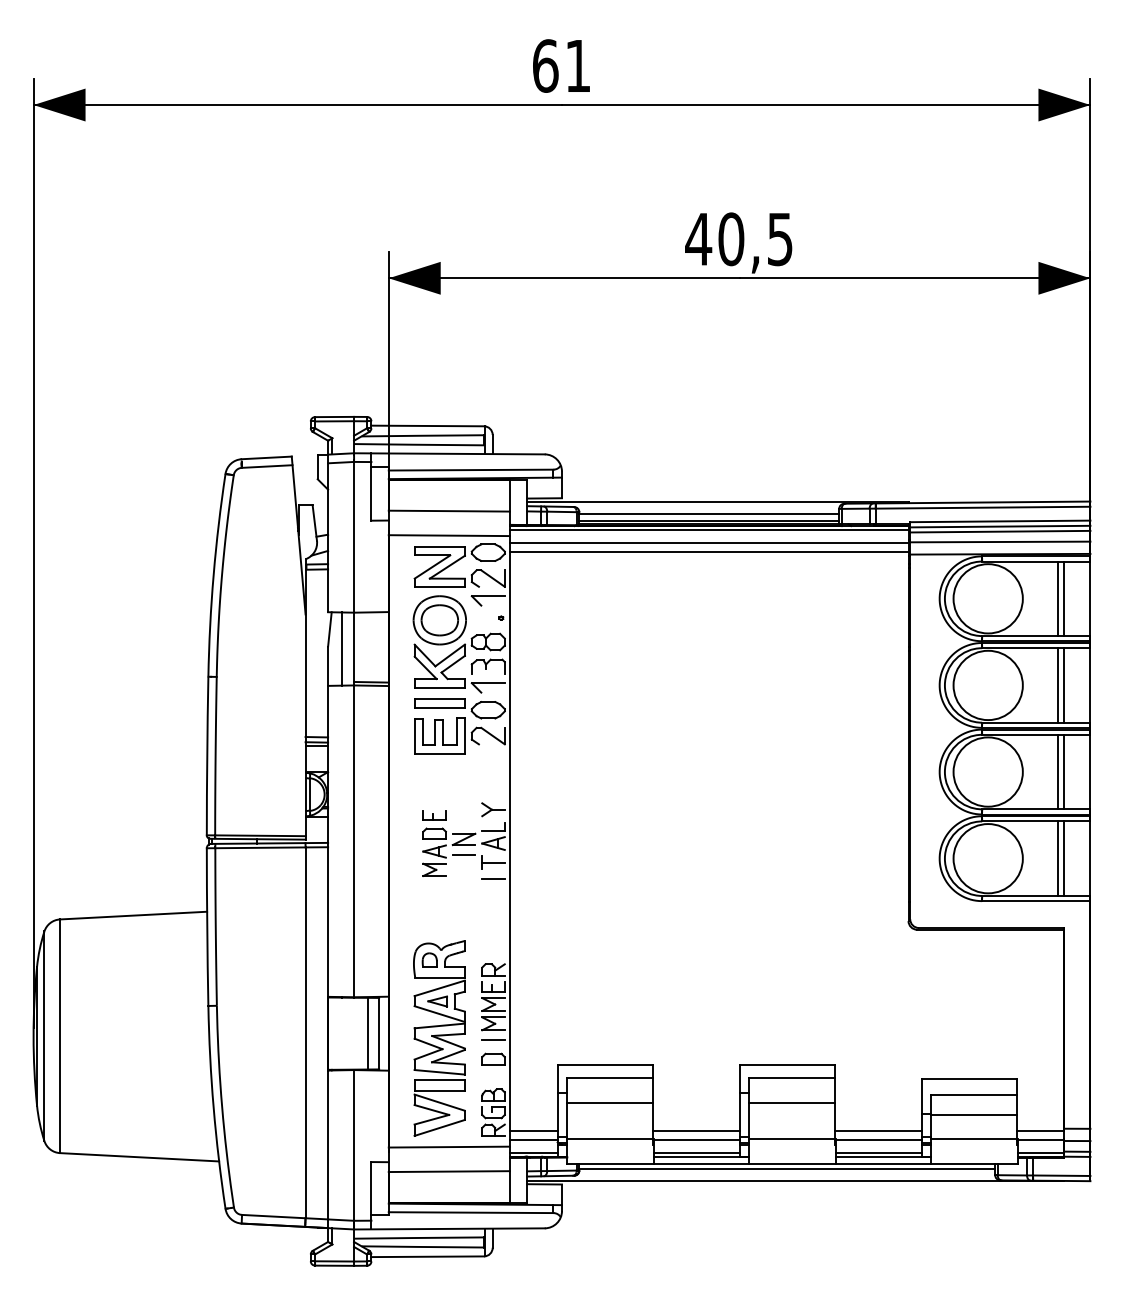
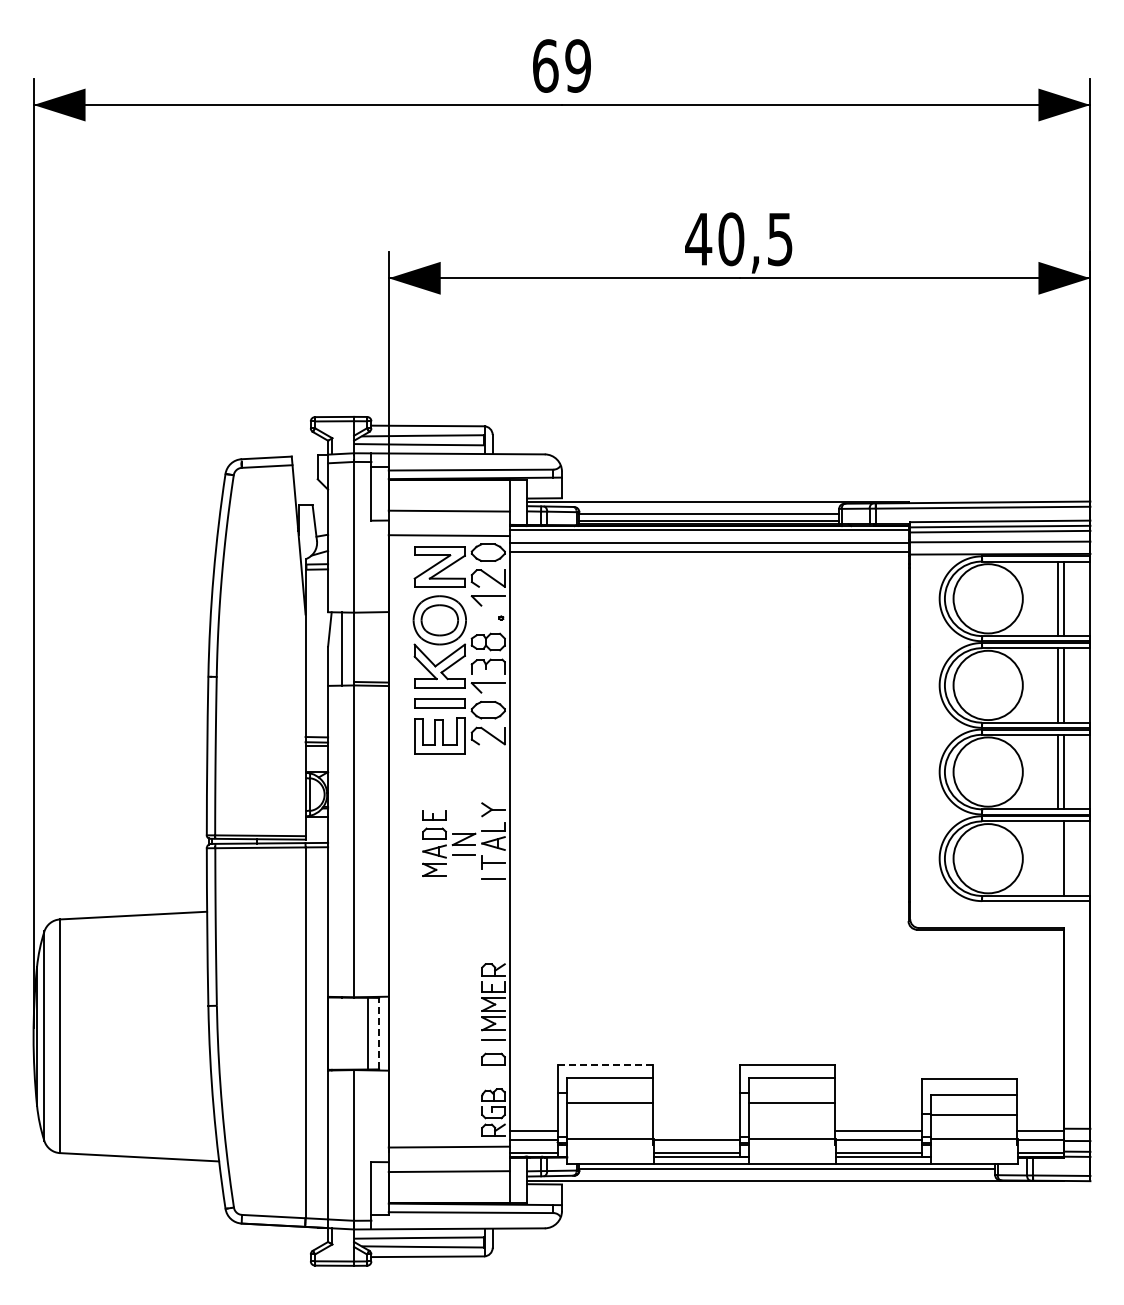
text: 61 -> 69 (577, 65)
line: present -> none (1057, 858)
line: solid -> dashed (379, 1033)
part: present -> none (439, 1038)
line: solid -> dashed (605, 1064)
line: present -> none (695, 1130)
